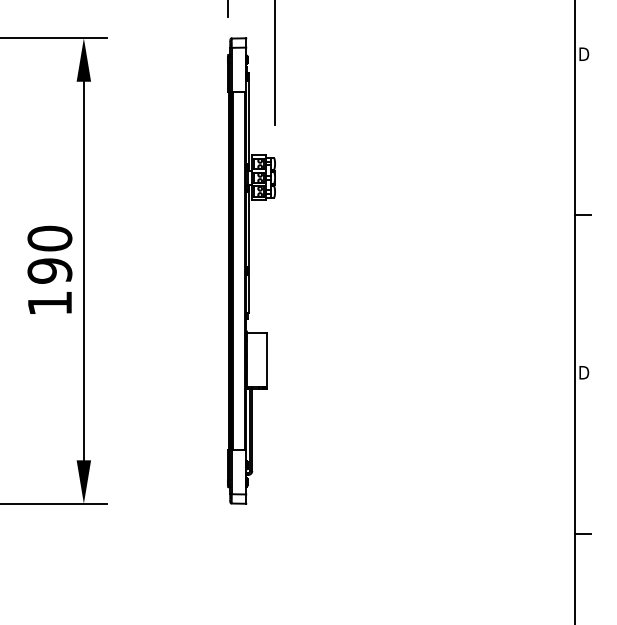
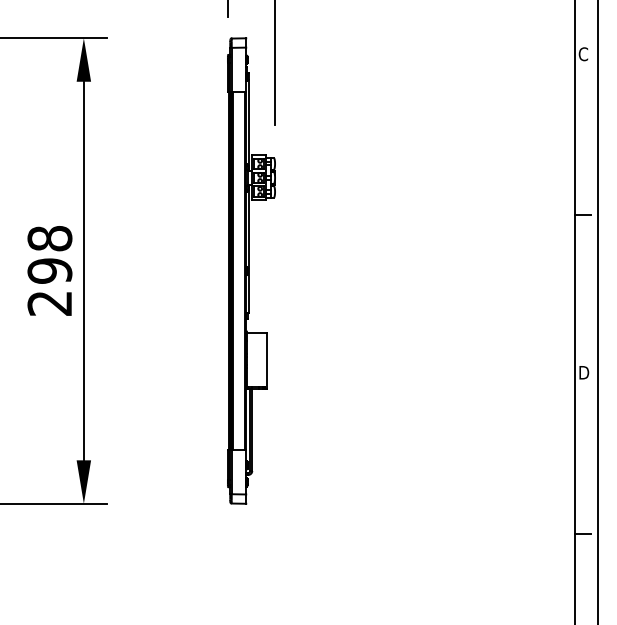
text: D -> C (583, 54)
text: 190 -> 298 (49, 270)
line: none -> present (598, 311)
